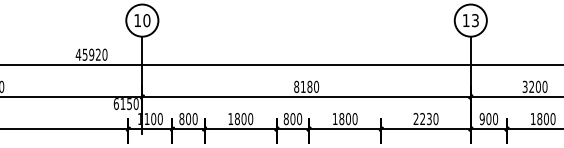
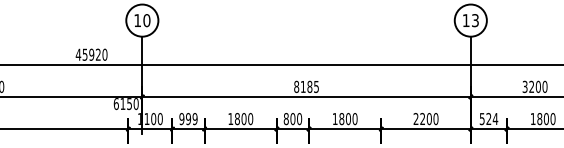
text: 8180 -> 8185 (316, 86)
text: 800 -> 999 (188, 119)
text: 2230 -> 2200 (428, 119)
text: 900 -> 524 (488, 119)
